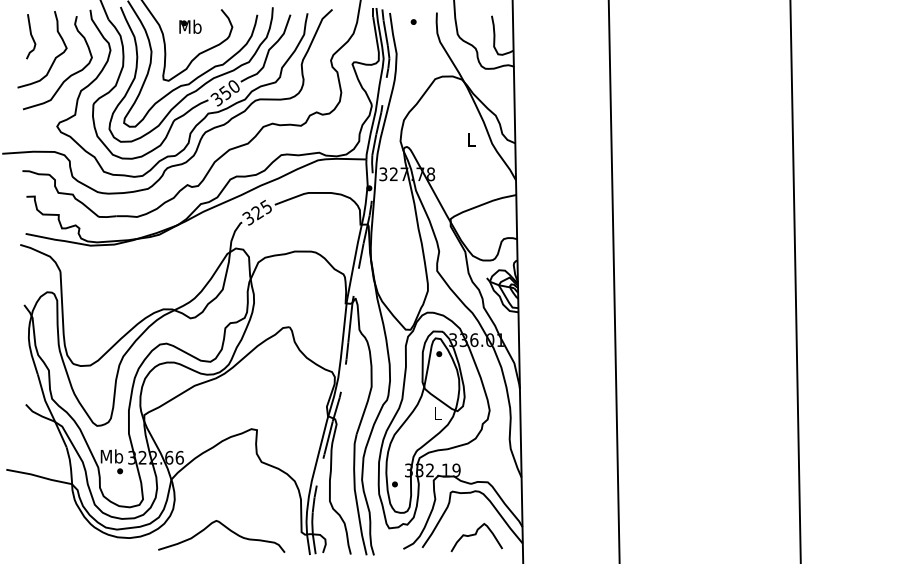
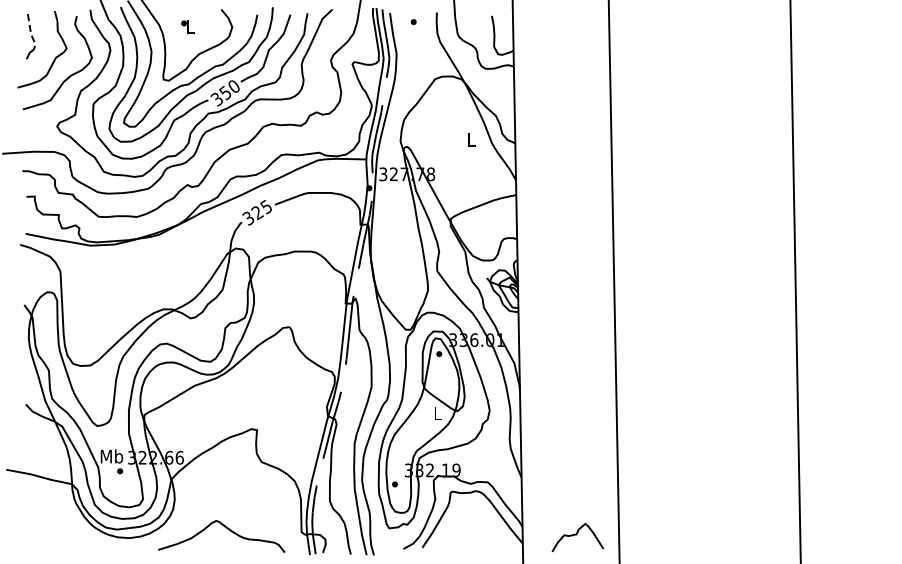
text: Mb -> L (190, 26)
line: solid -> dashed (30, 33)
curve position: (475, 535) -> (576, 535) (576, 535)
